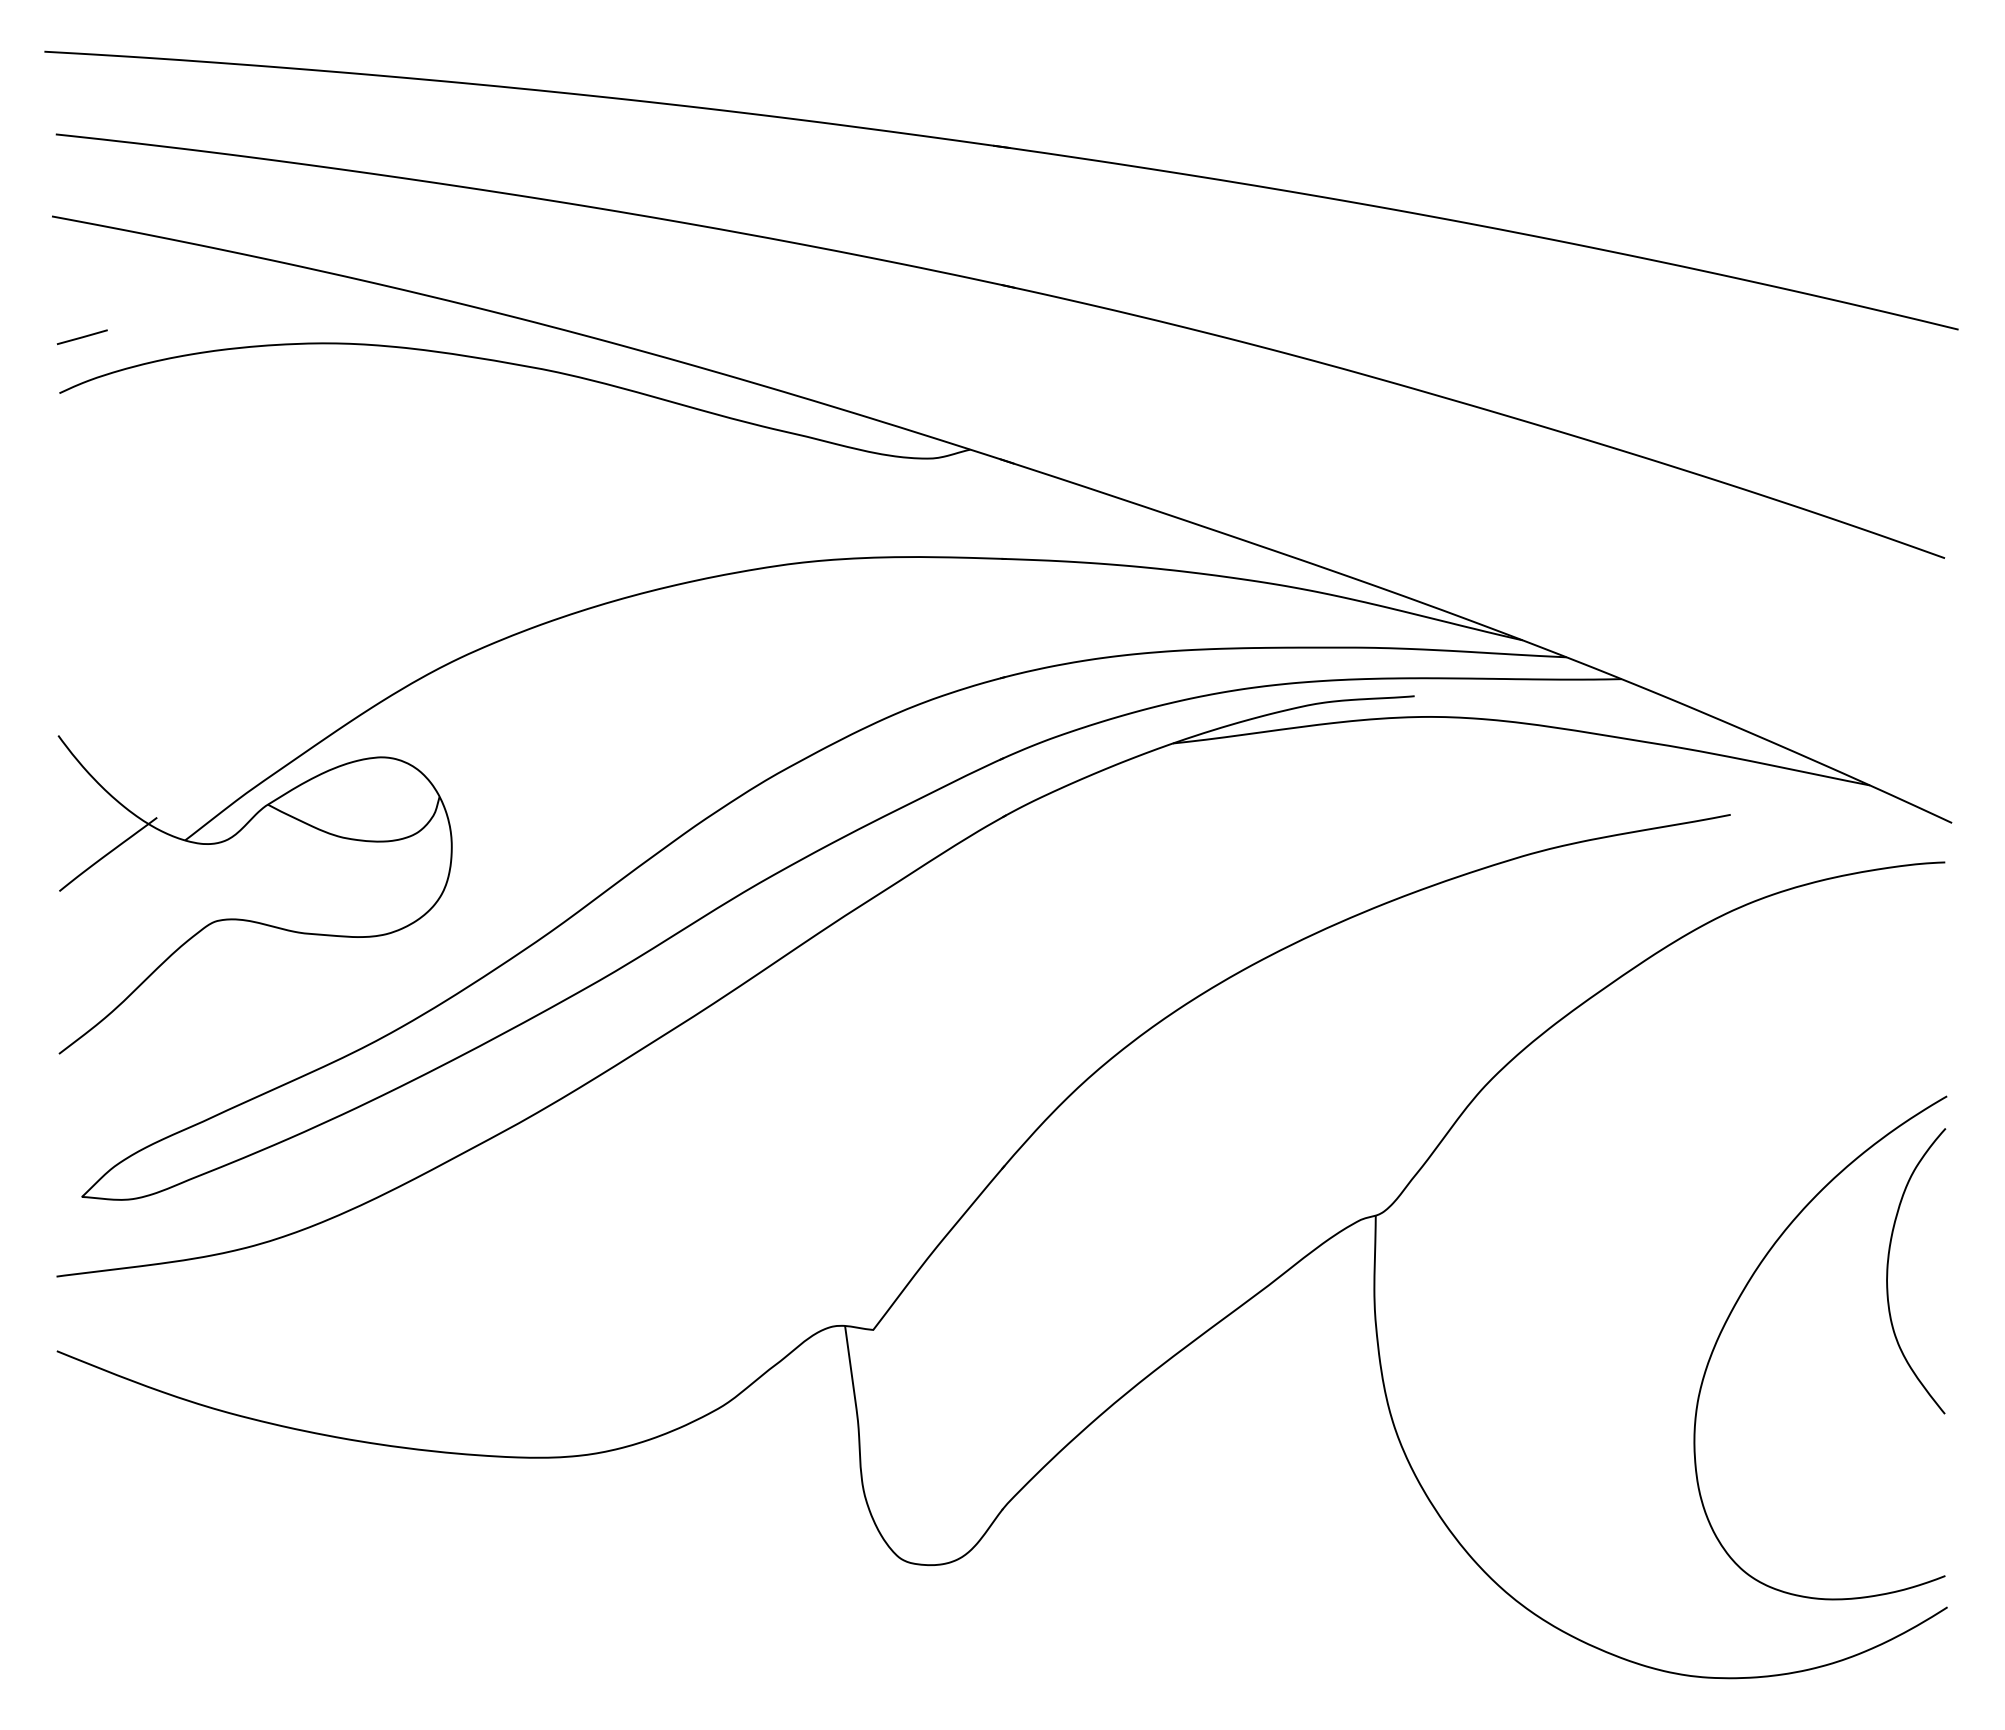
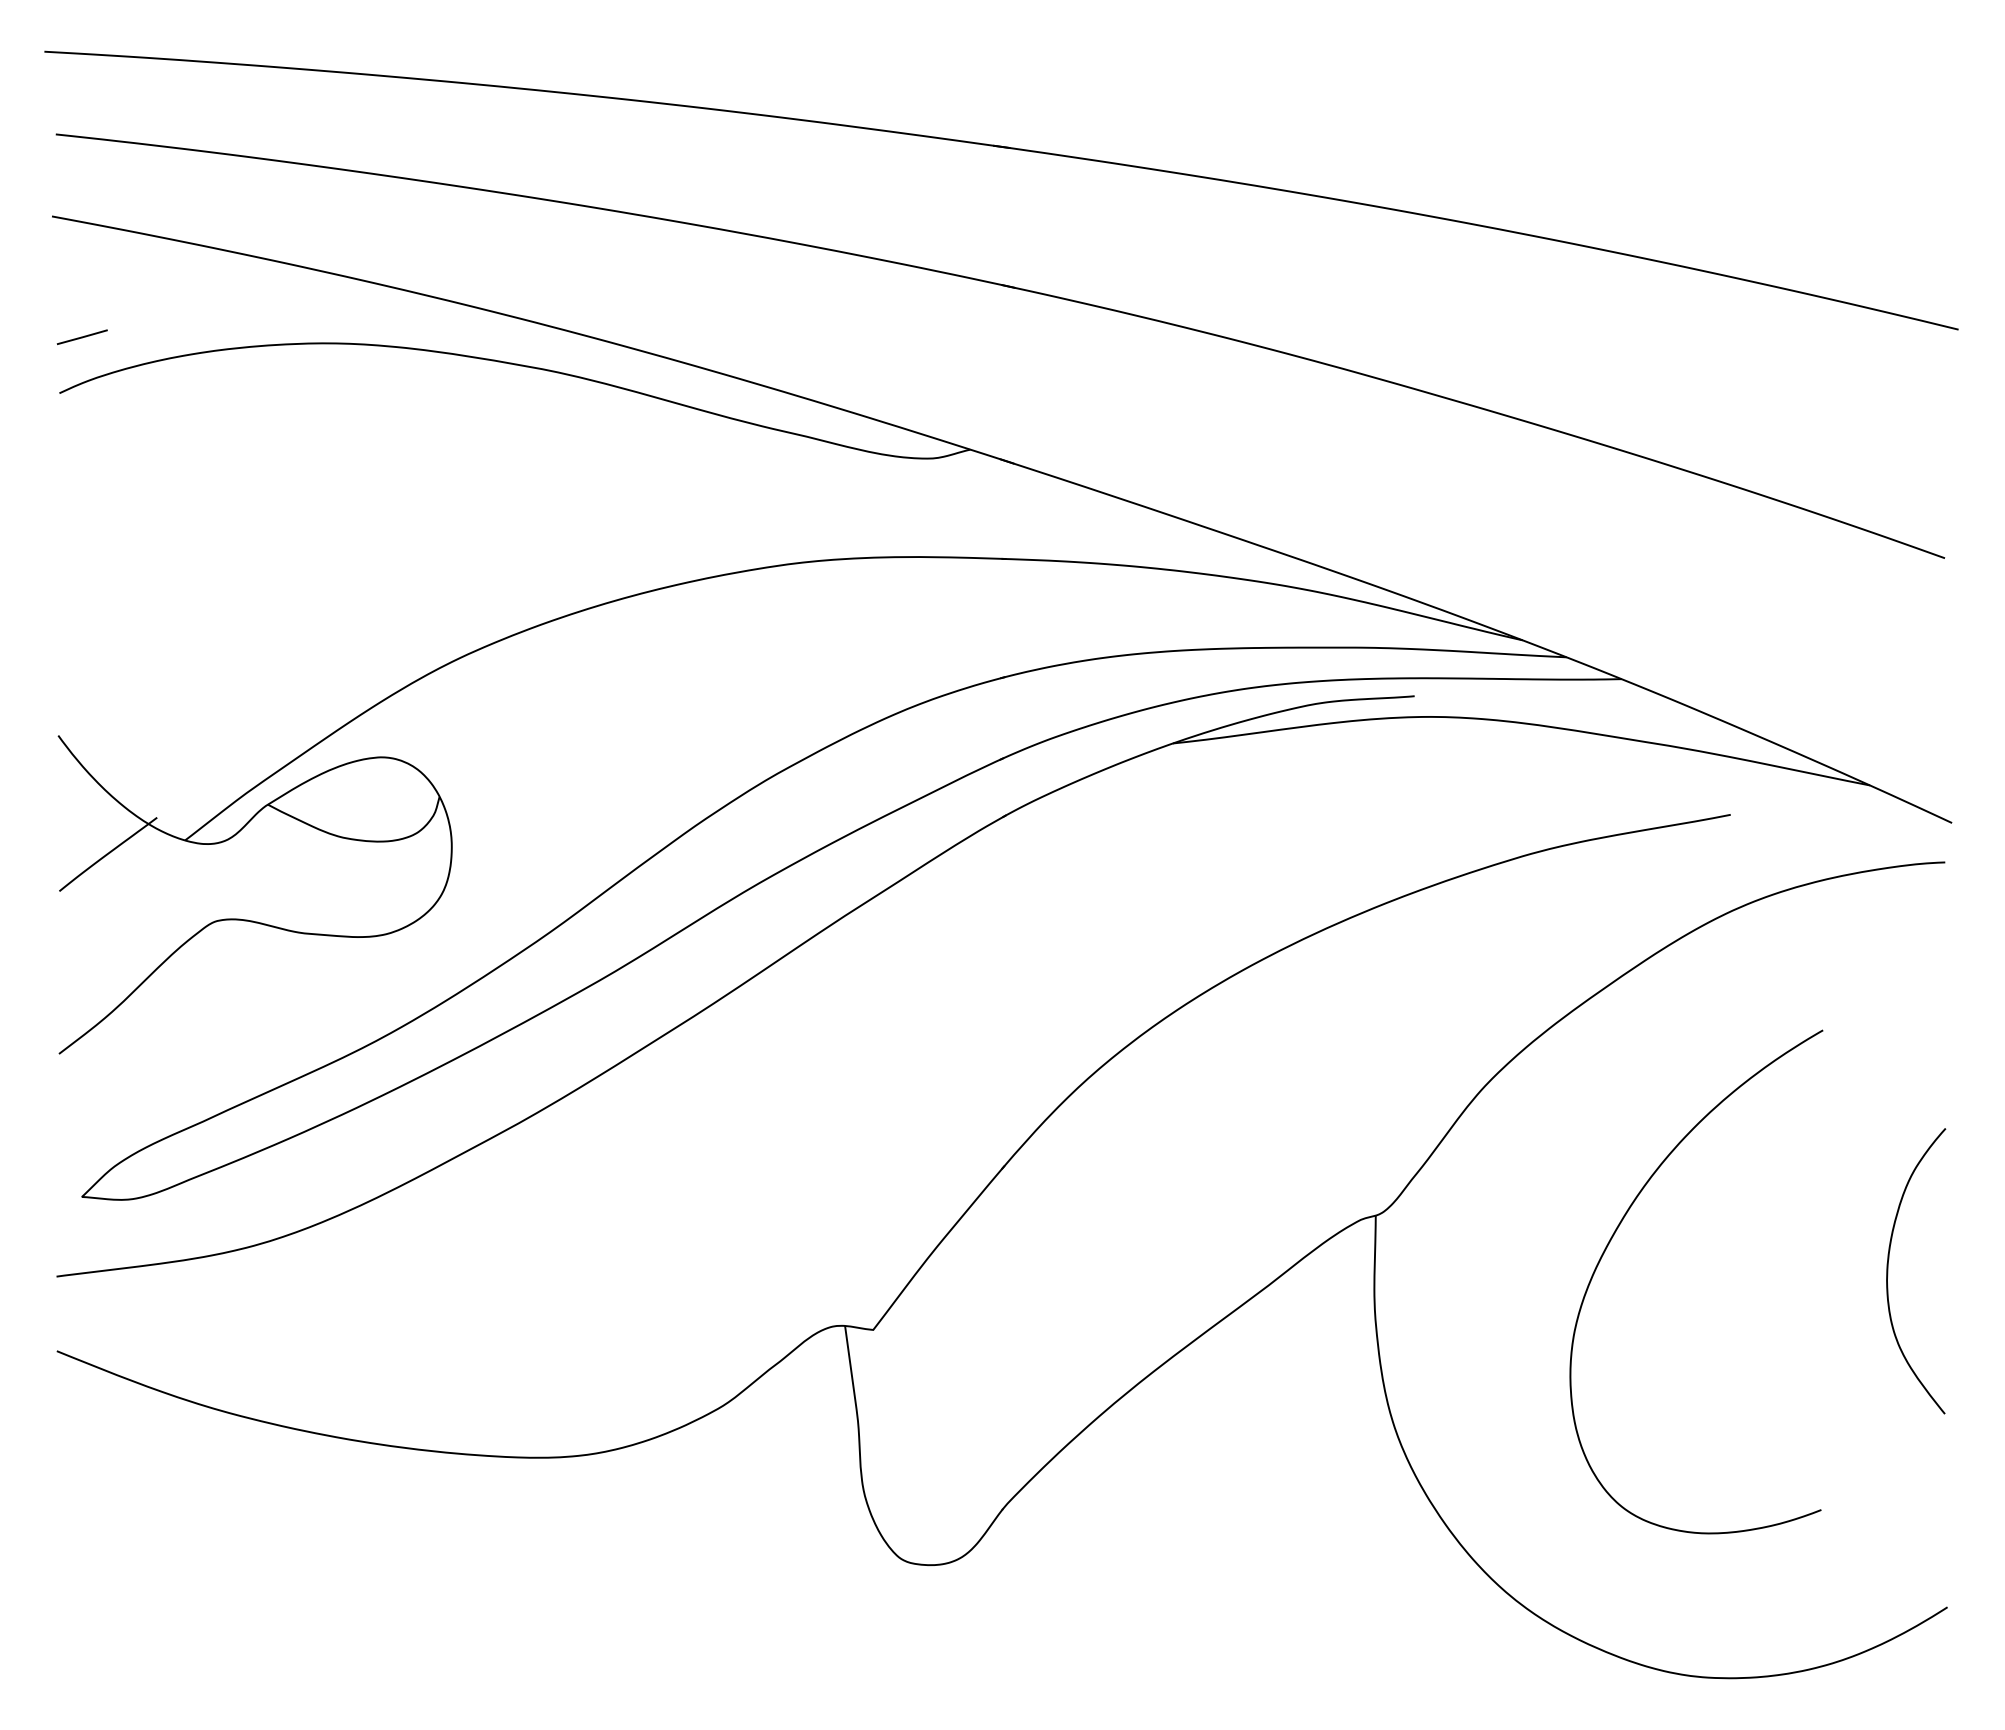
curve position: (1738, 1301) -> (1614, 1235) (1614, 1235)
